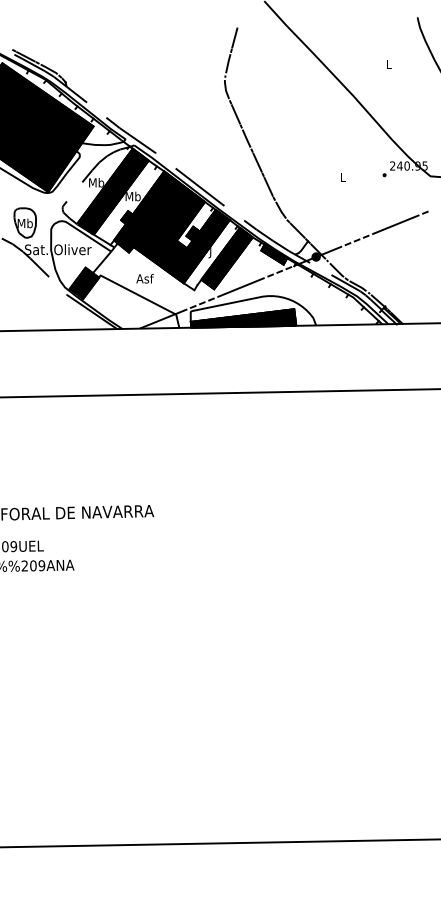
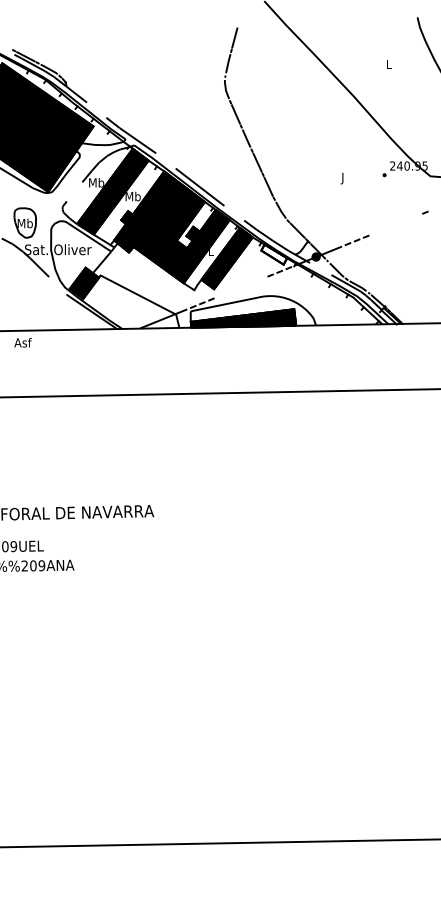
text: L -> J (342, 178)
line: present -> none (395, 224)
text: J -> L (210, 252)
fill: present -> none (274, 254)
text position: (144, 278) -> (22, 342) (22, 342)
line: present -> none (240, 287)
